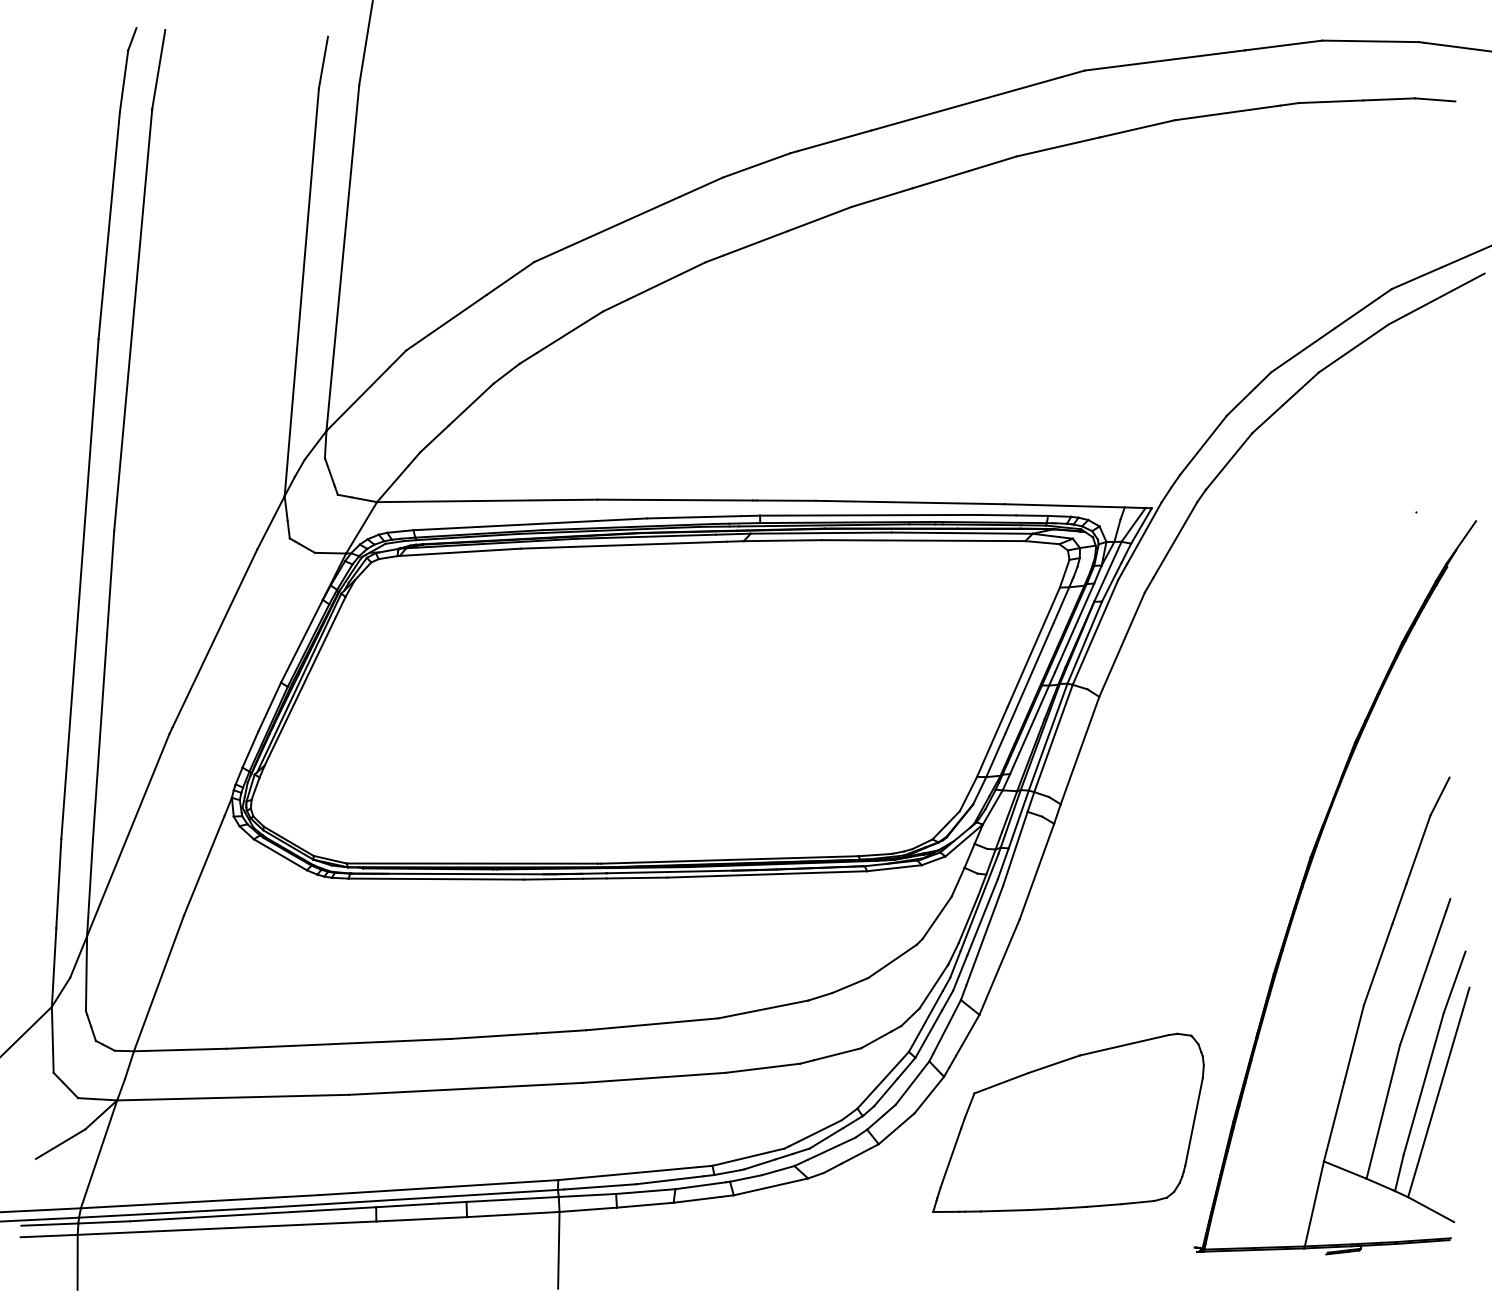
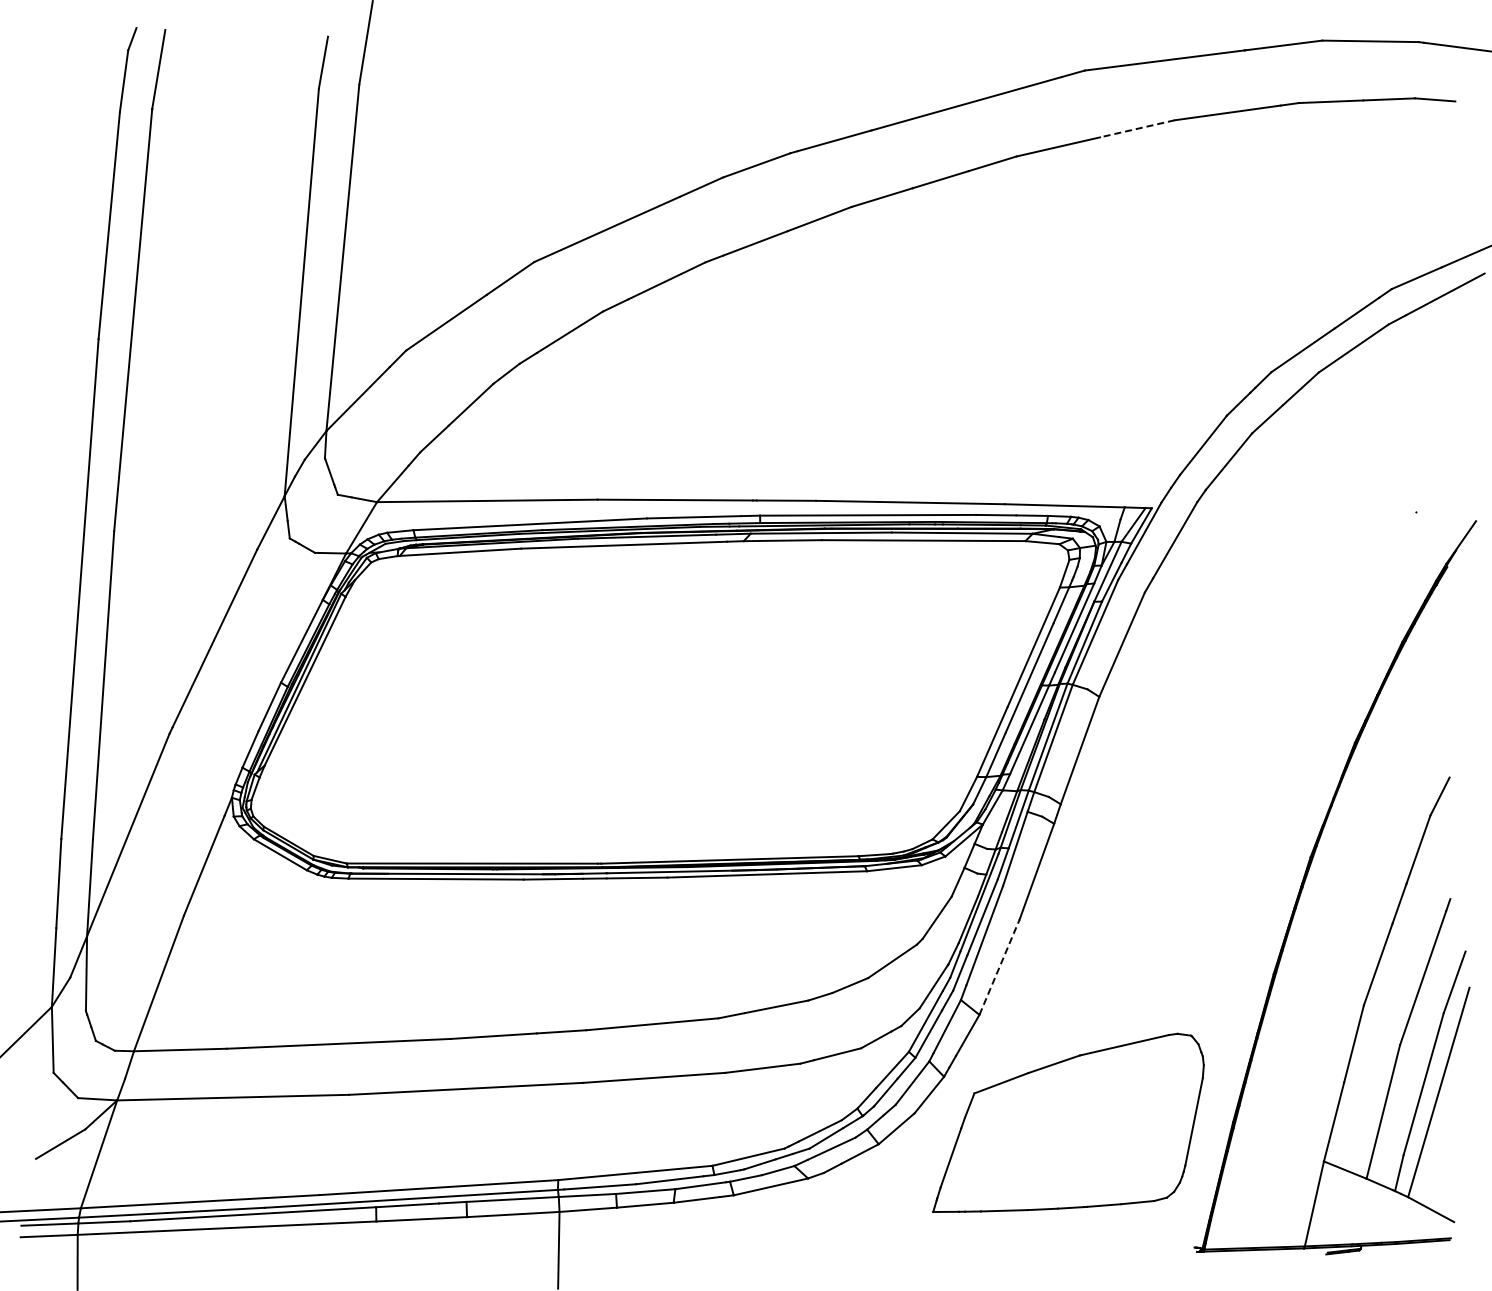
line: solid -> dashed (1136, 128)
line: solid -> dashed (999, 967)
